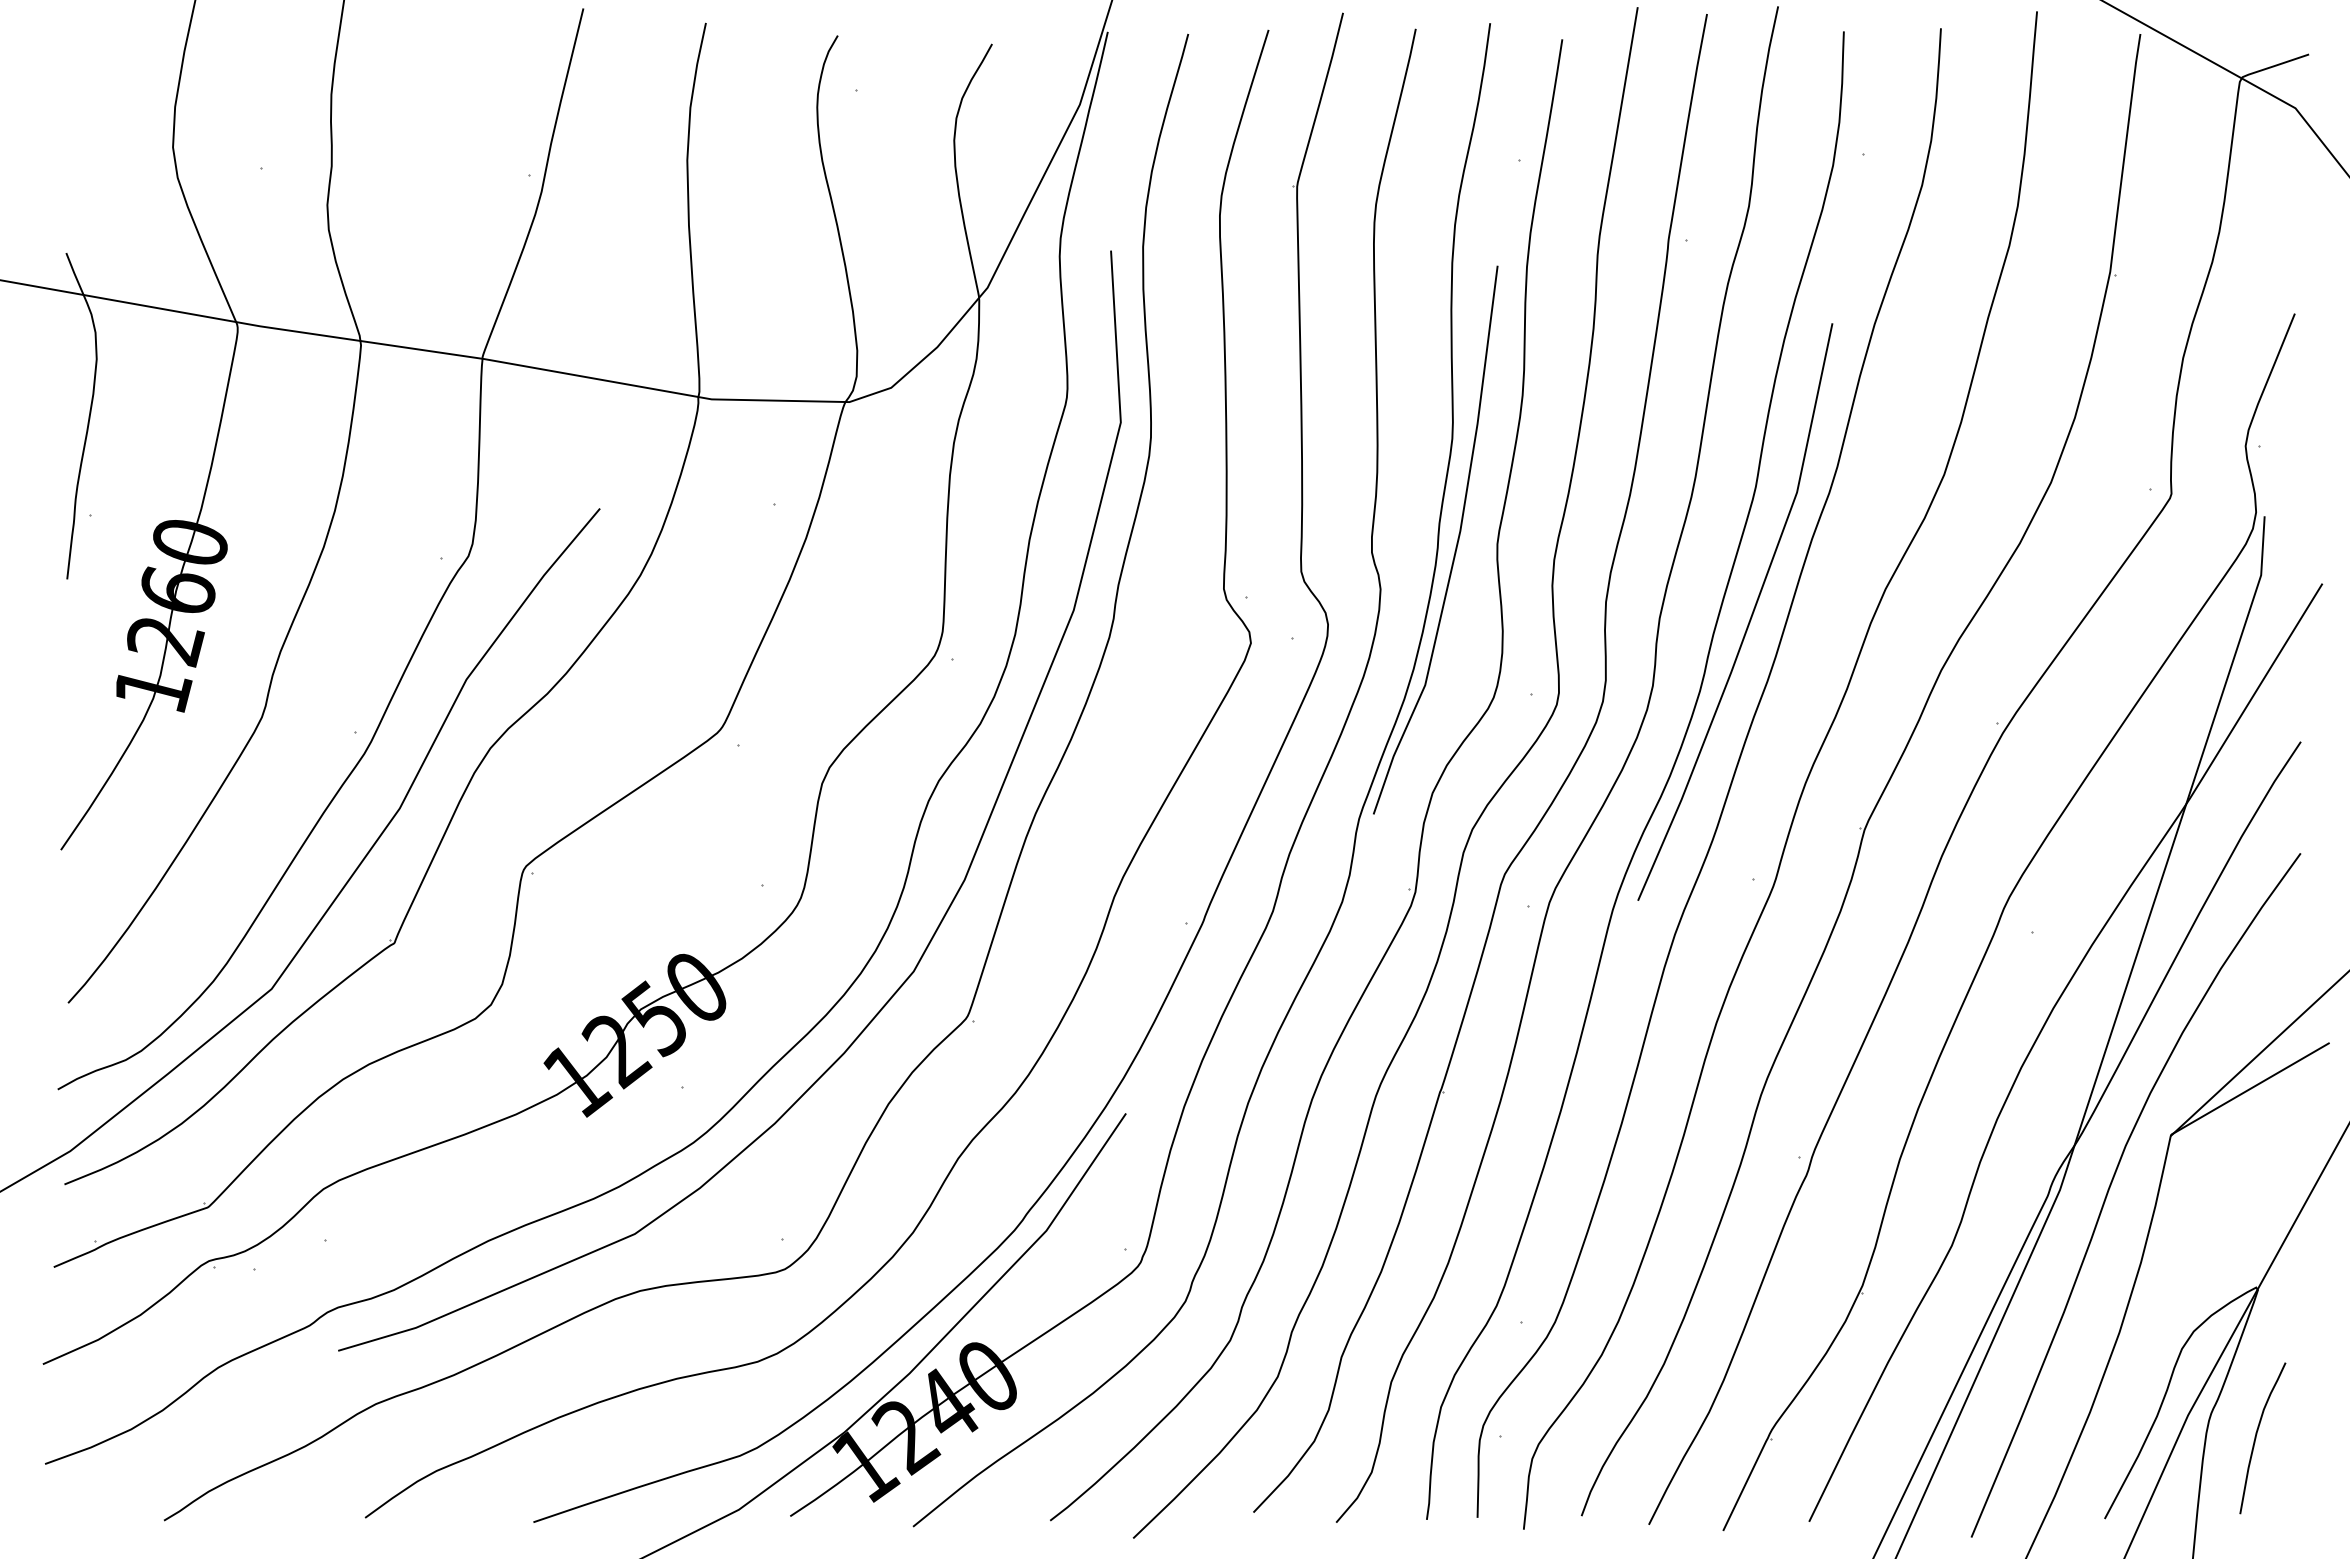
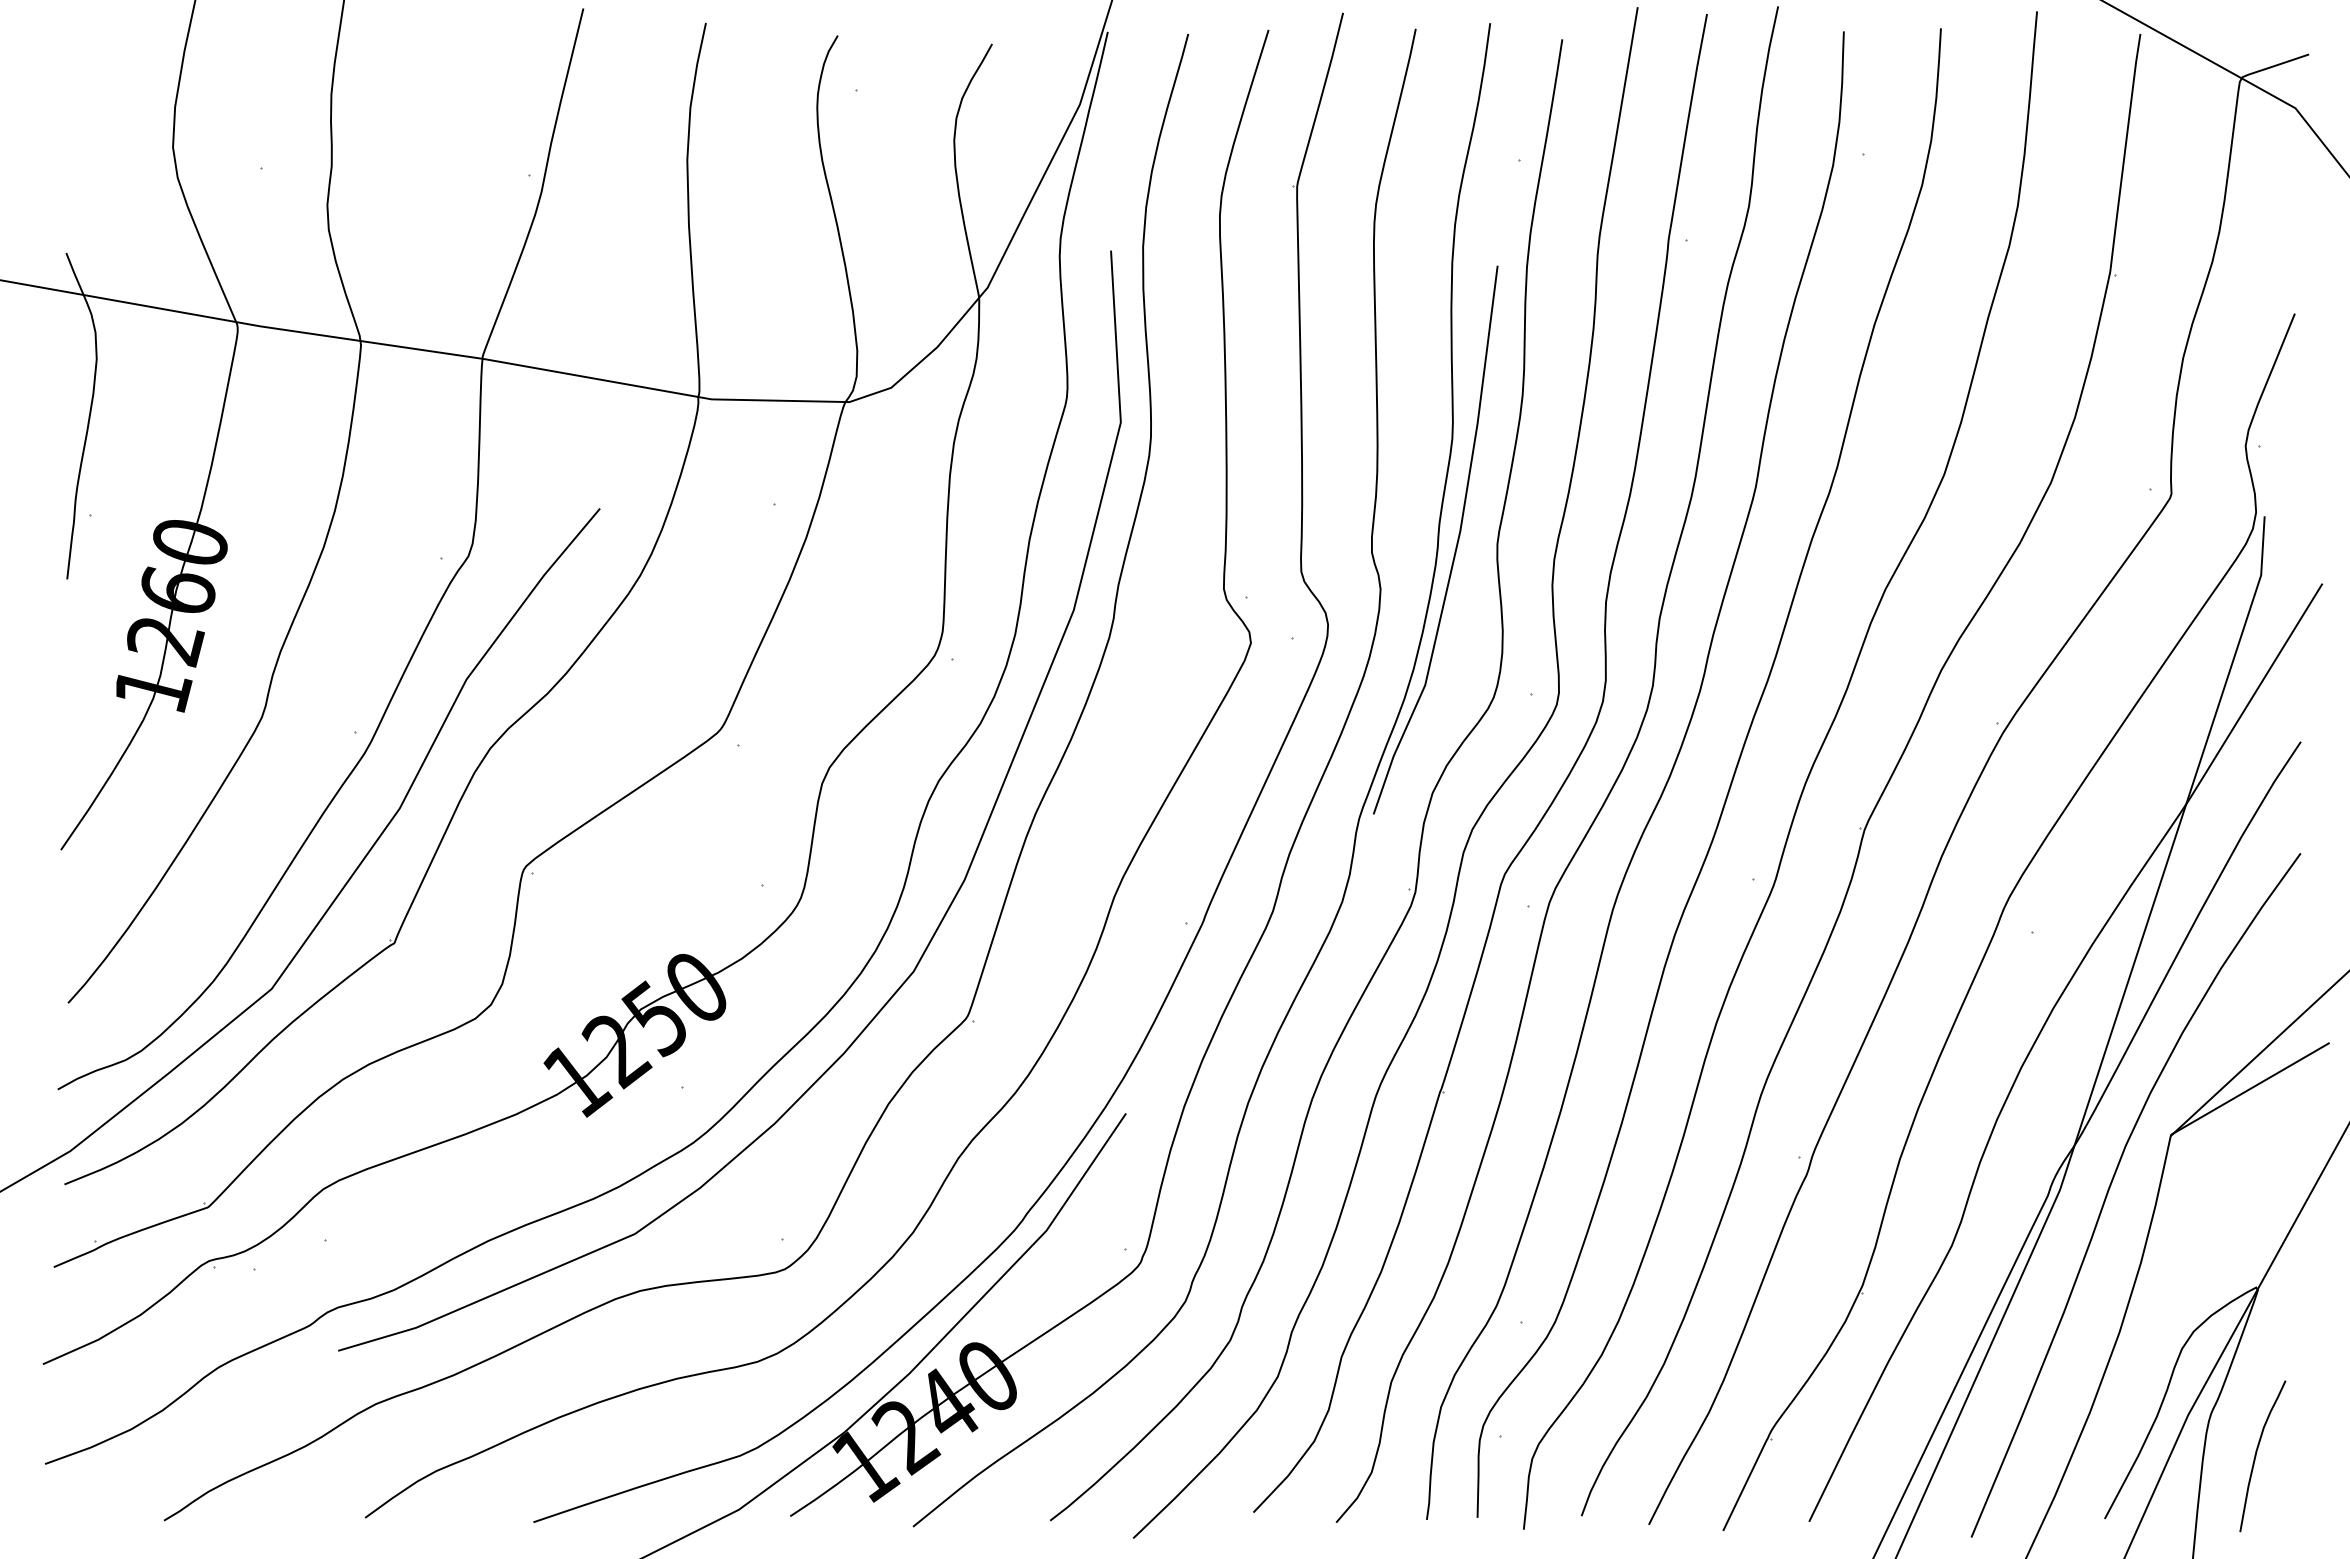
line: present -> none (1750, 616)
curve position: (2256, 1438) -> (2256, 1456) (2256, 1456)
